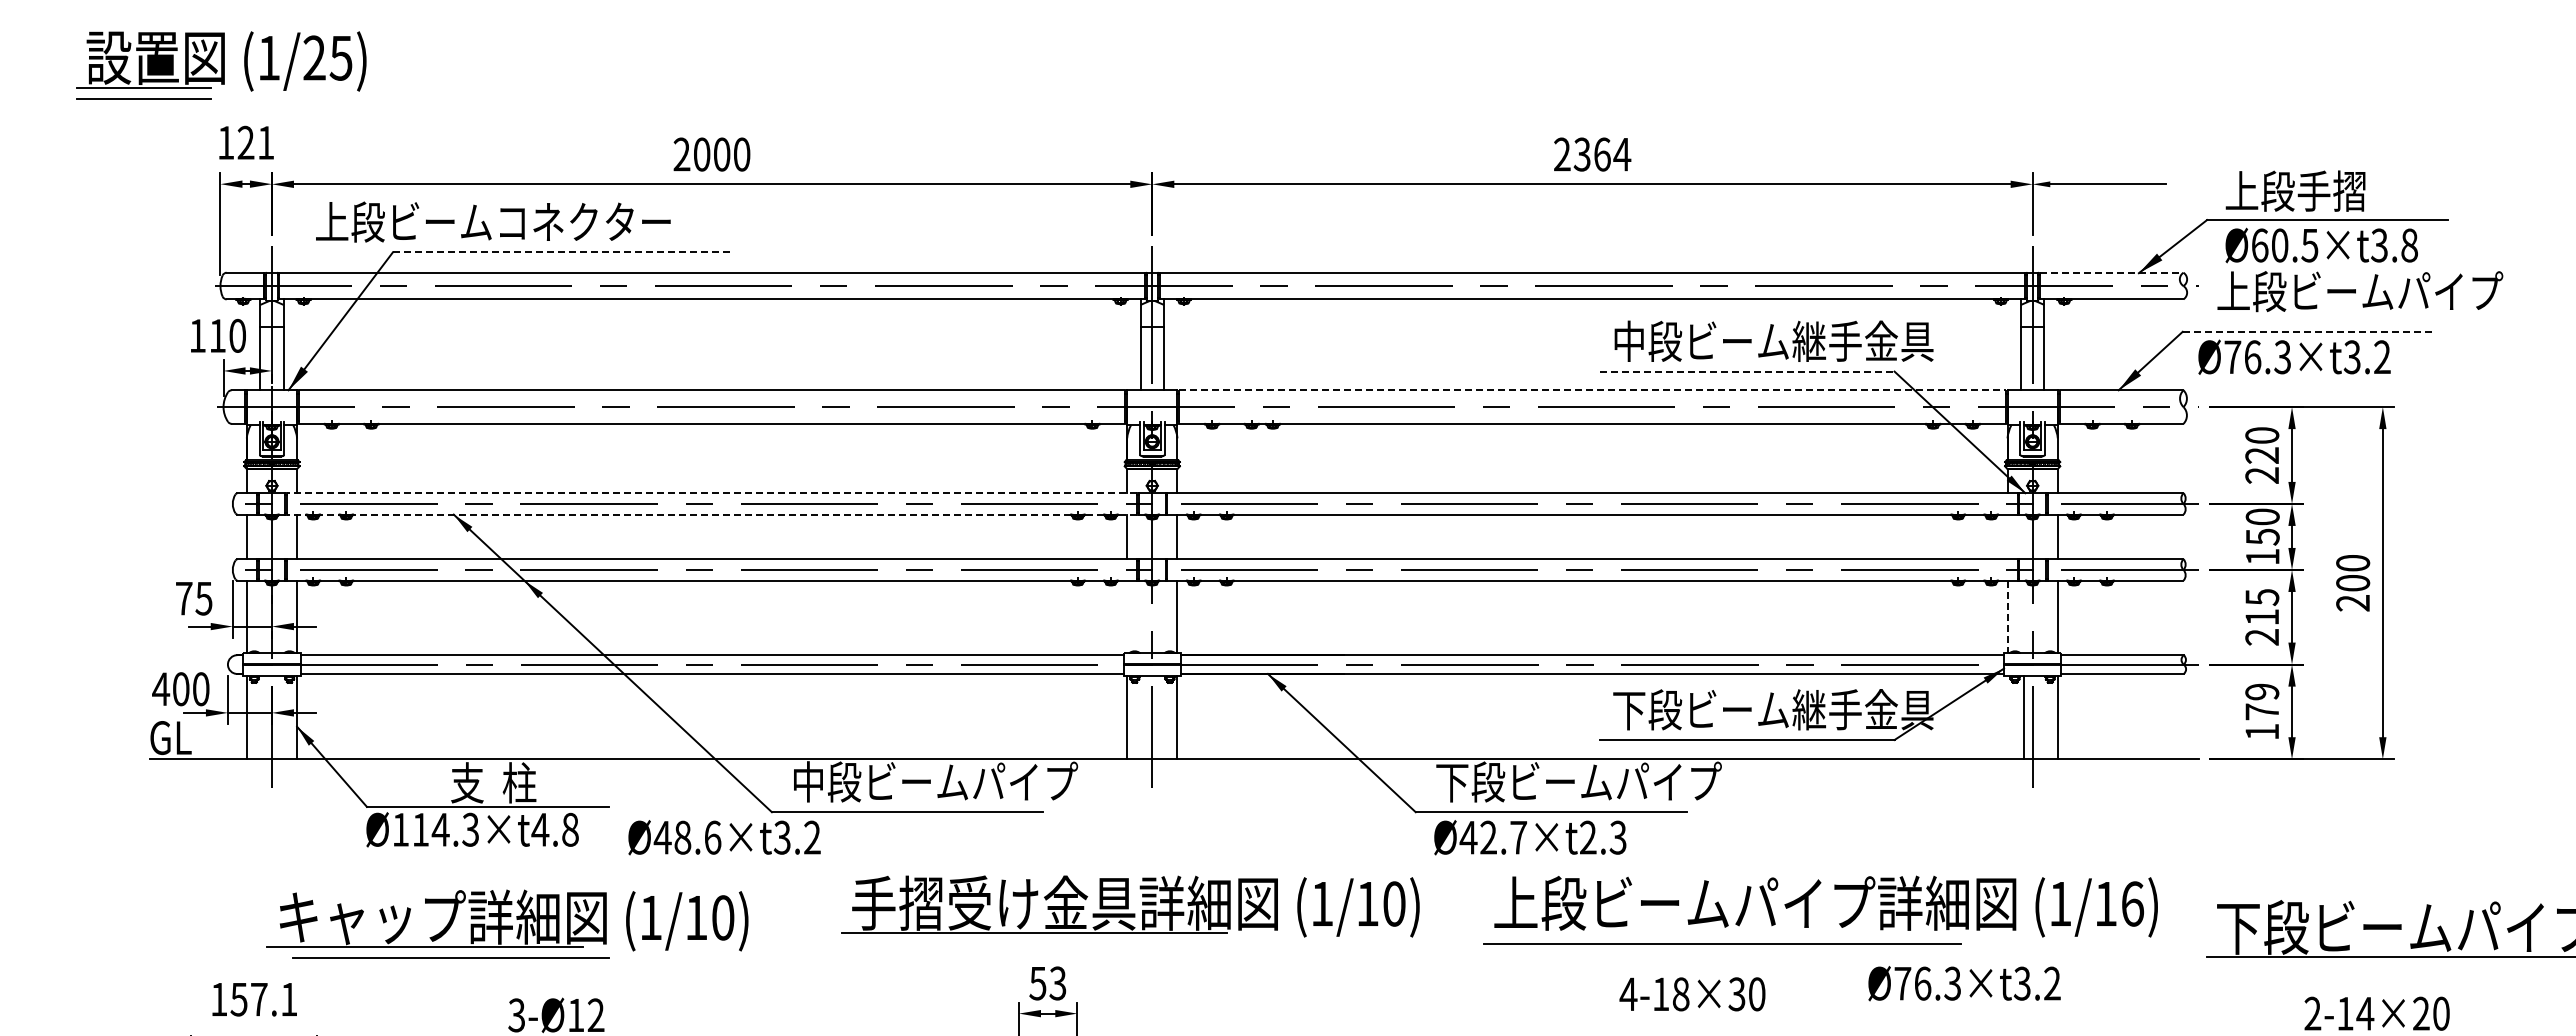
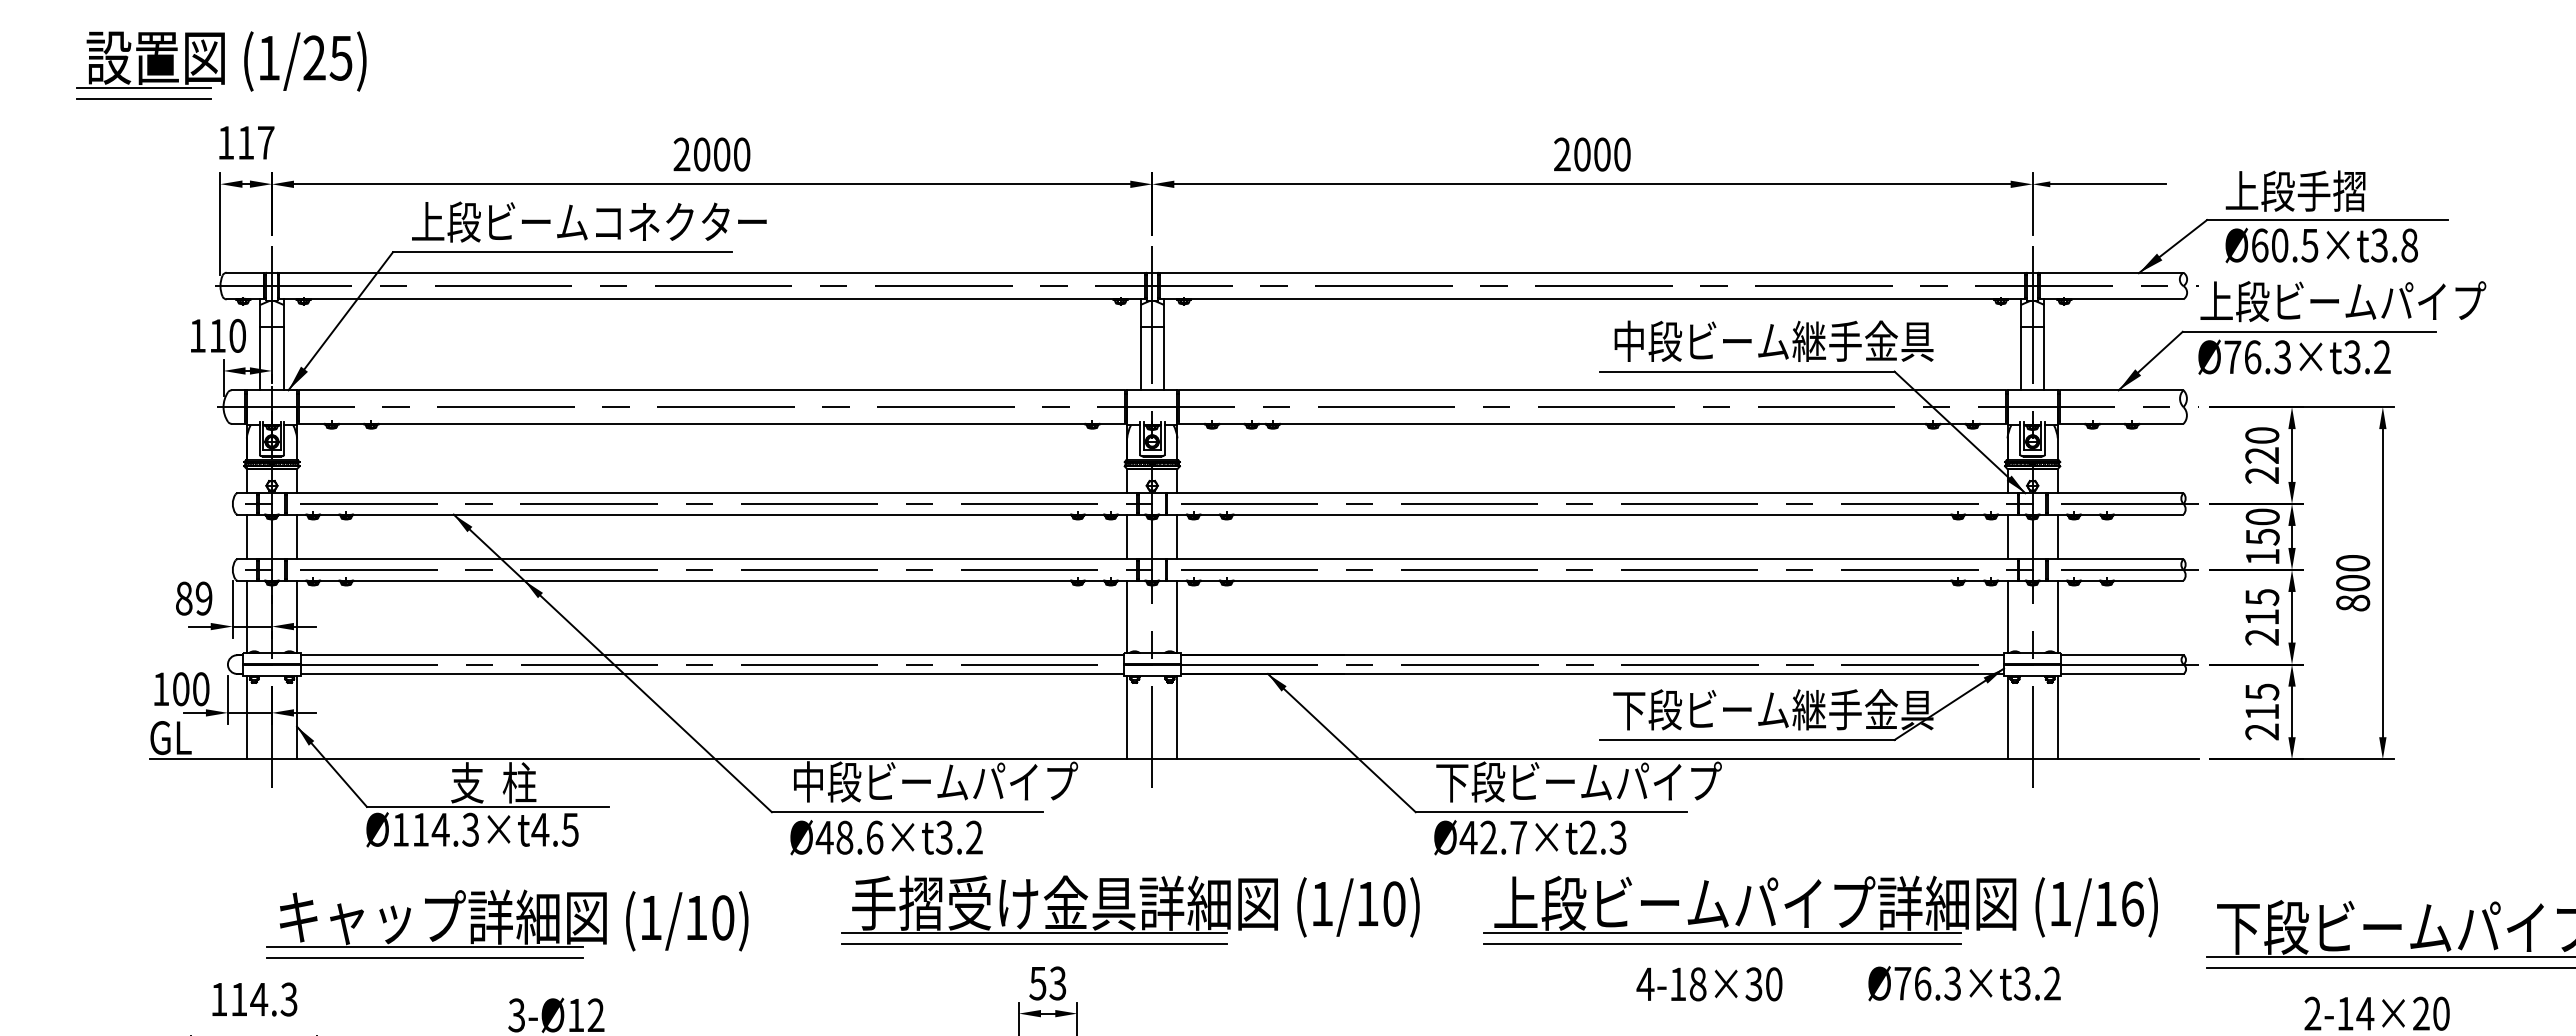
text: 121 -> 117 (255, 142)
text: 2364 -> 2000 (1602, 154)
text position: (493, 221) -> (589, 221) (589, 221)
line: dashed -> solid (562, 252)
line: dashed -> solid (2111, 272)
text position: (2360, 291) -> (2343, 301) (2343, 301)
line: dashed -> solid (2309, 331)
line: dashed -> solid (1747, 371)
line: dashed -> solid (1593, 390)
line: dashed -> solid (711, 493)
line: dashed -> solid (711, 514)
line: none -> present (2007, 536)
text: 75 -> 89 (194, 598)
text: 200 -> 800 (2353, 602)
line: none -> present (1127, 616)
line: dashed -> solid (2007, 617)
text: 400 -> 100 (161, 688)
text: 179 -> 215 (2262, 711)
line position: (2023, 717) -> (2007, 717) (2007, 717)
text: Ø114.3×t4.8 -> Ø114.3×t4.5 (569, 829)
text position: (724, 837) -> (886, 837) (886, 837)
line: none -> present (1722, 933)
line: none -> present (1034, 943)
line position: (450, 957) -> (424, 957) (424, 957)
line: none -> present (2389, 968)
text position: (1692, 994) -> (1709, 984) (1709, 984)
text: 157.1 -> 114.3 (263, 999)
